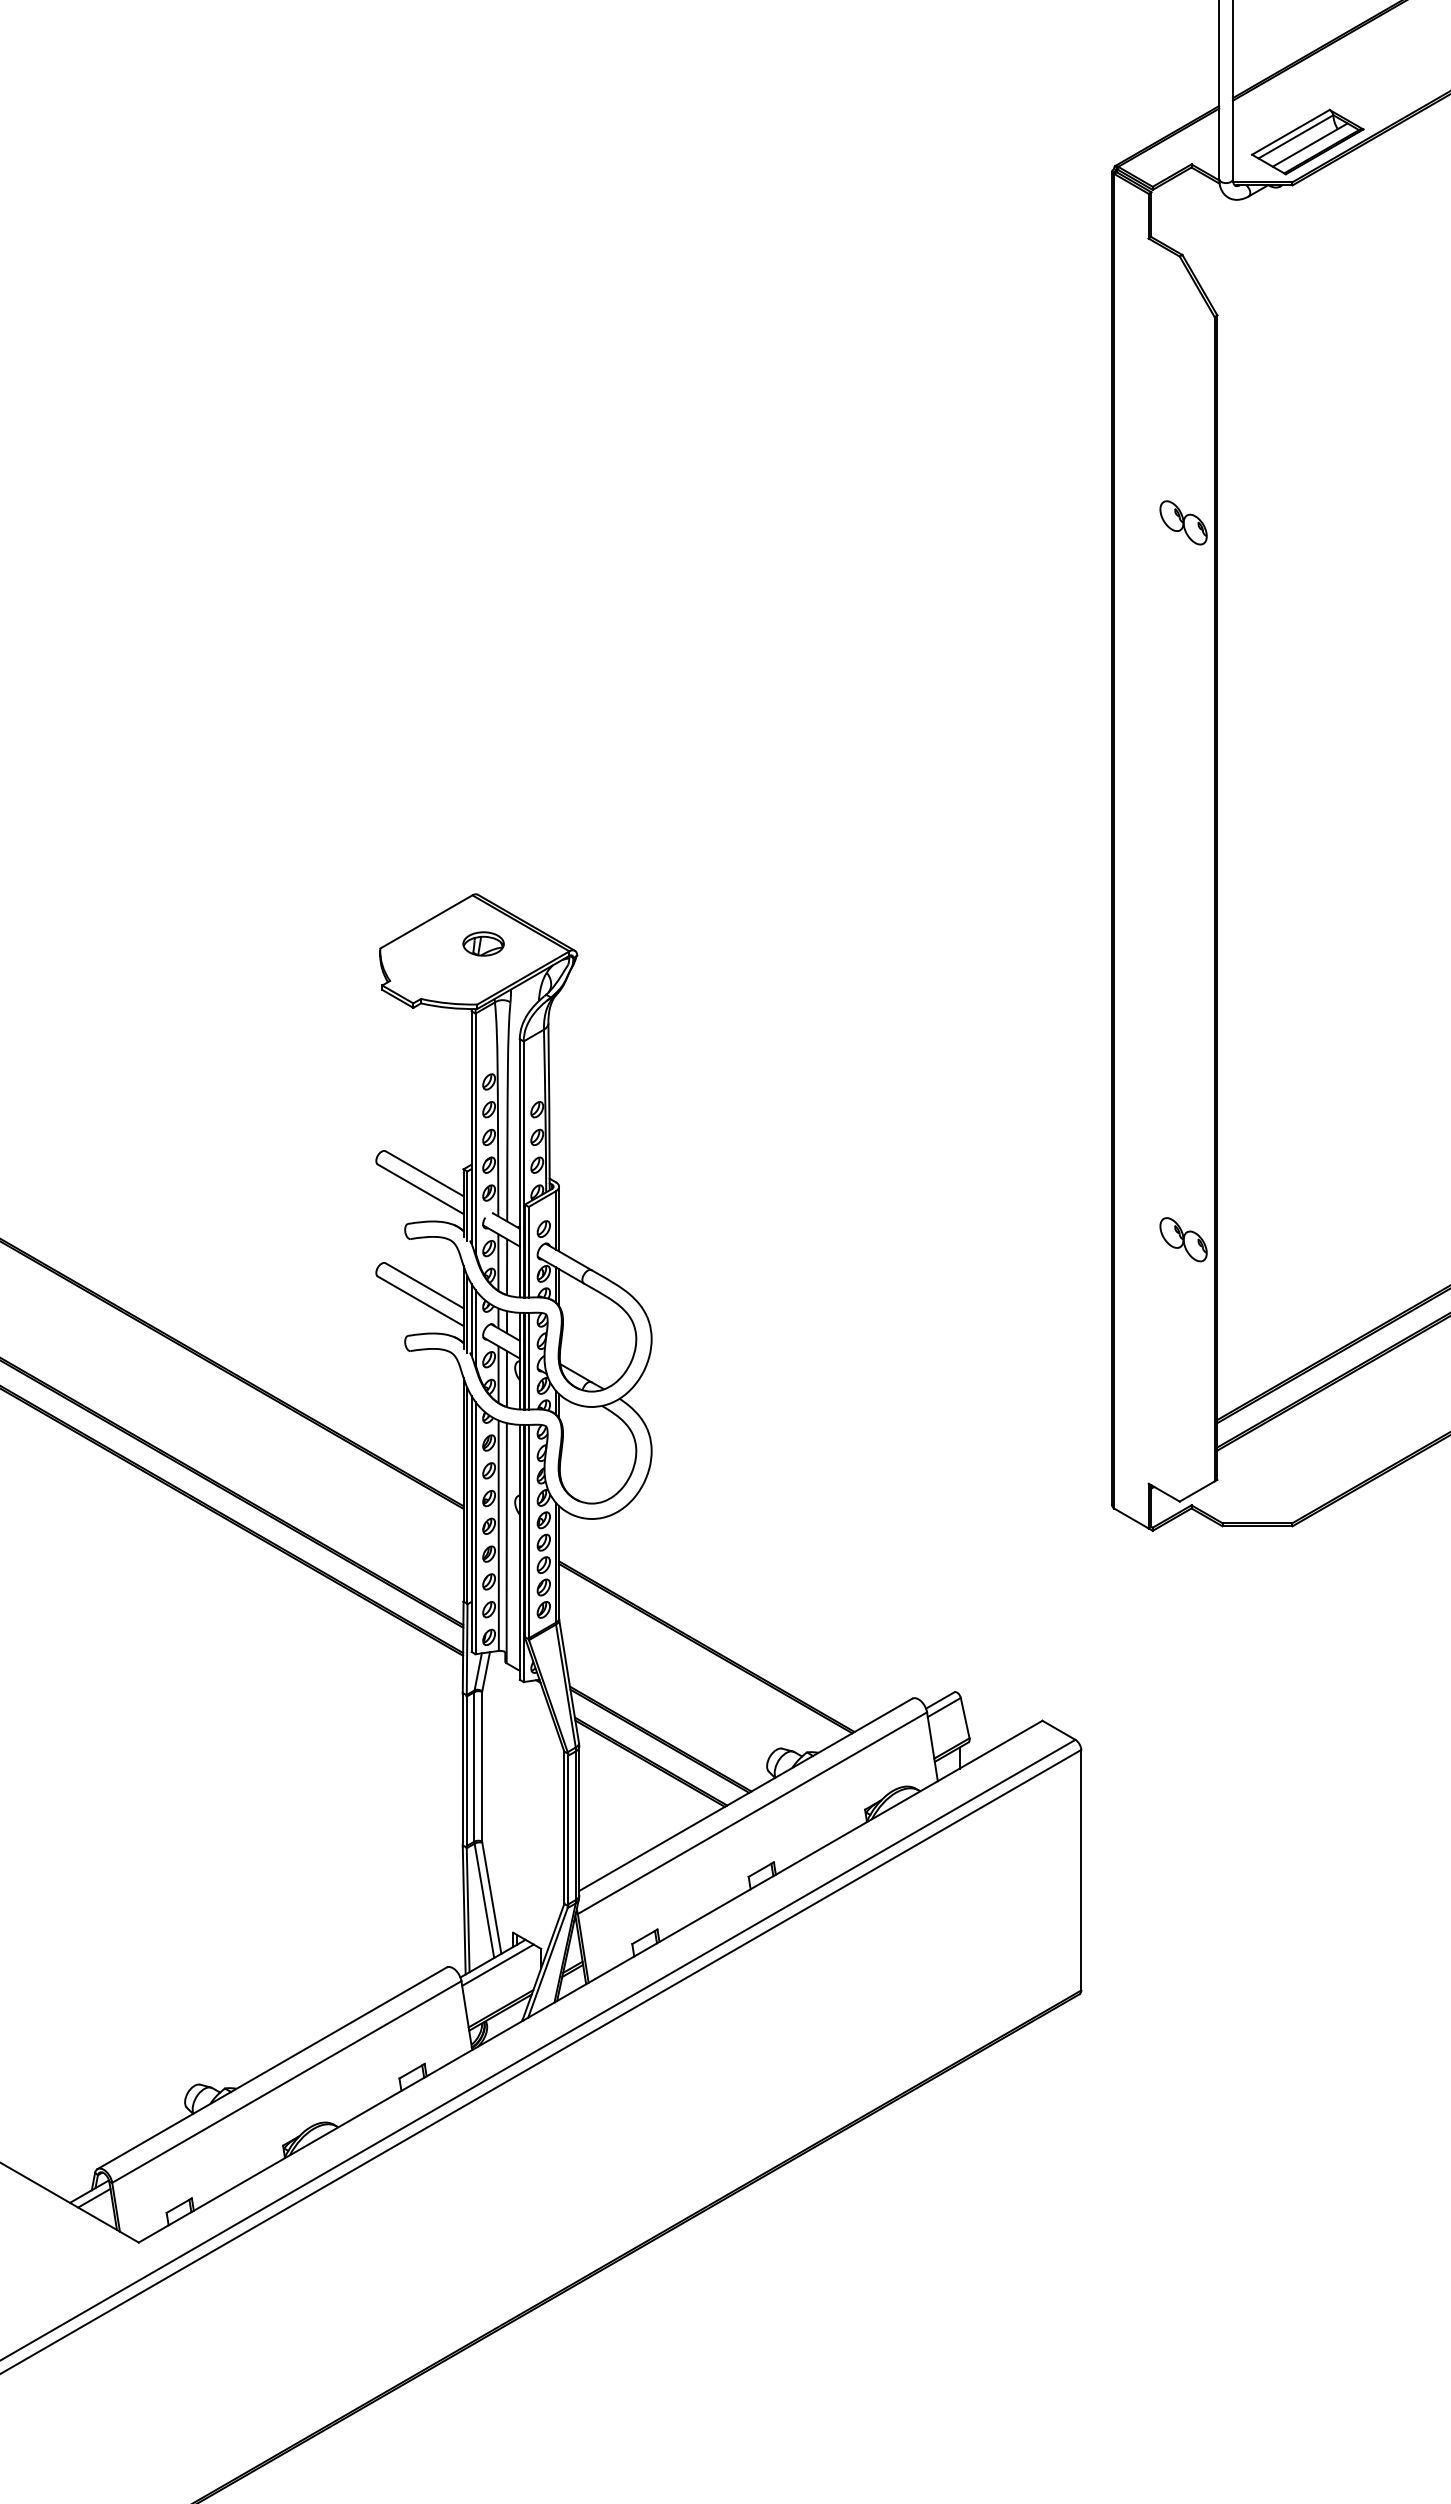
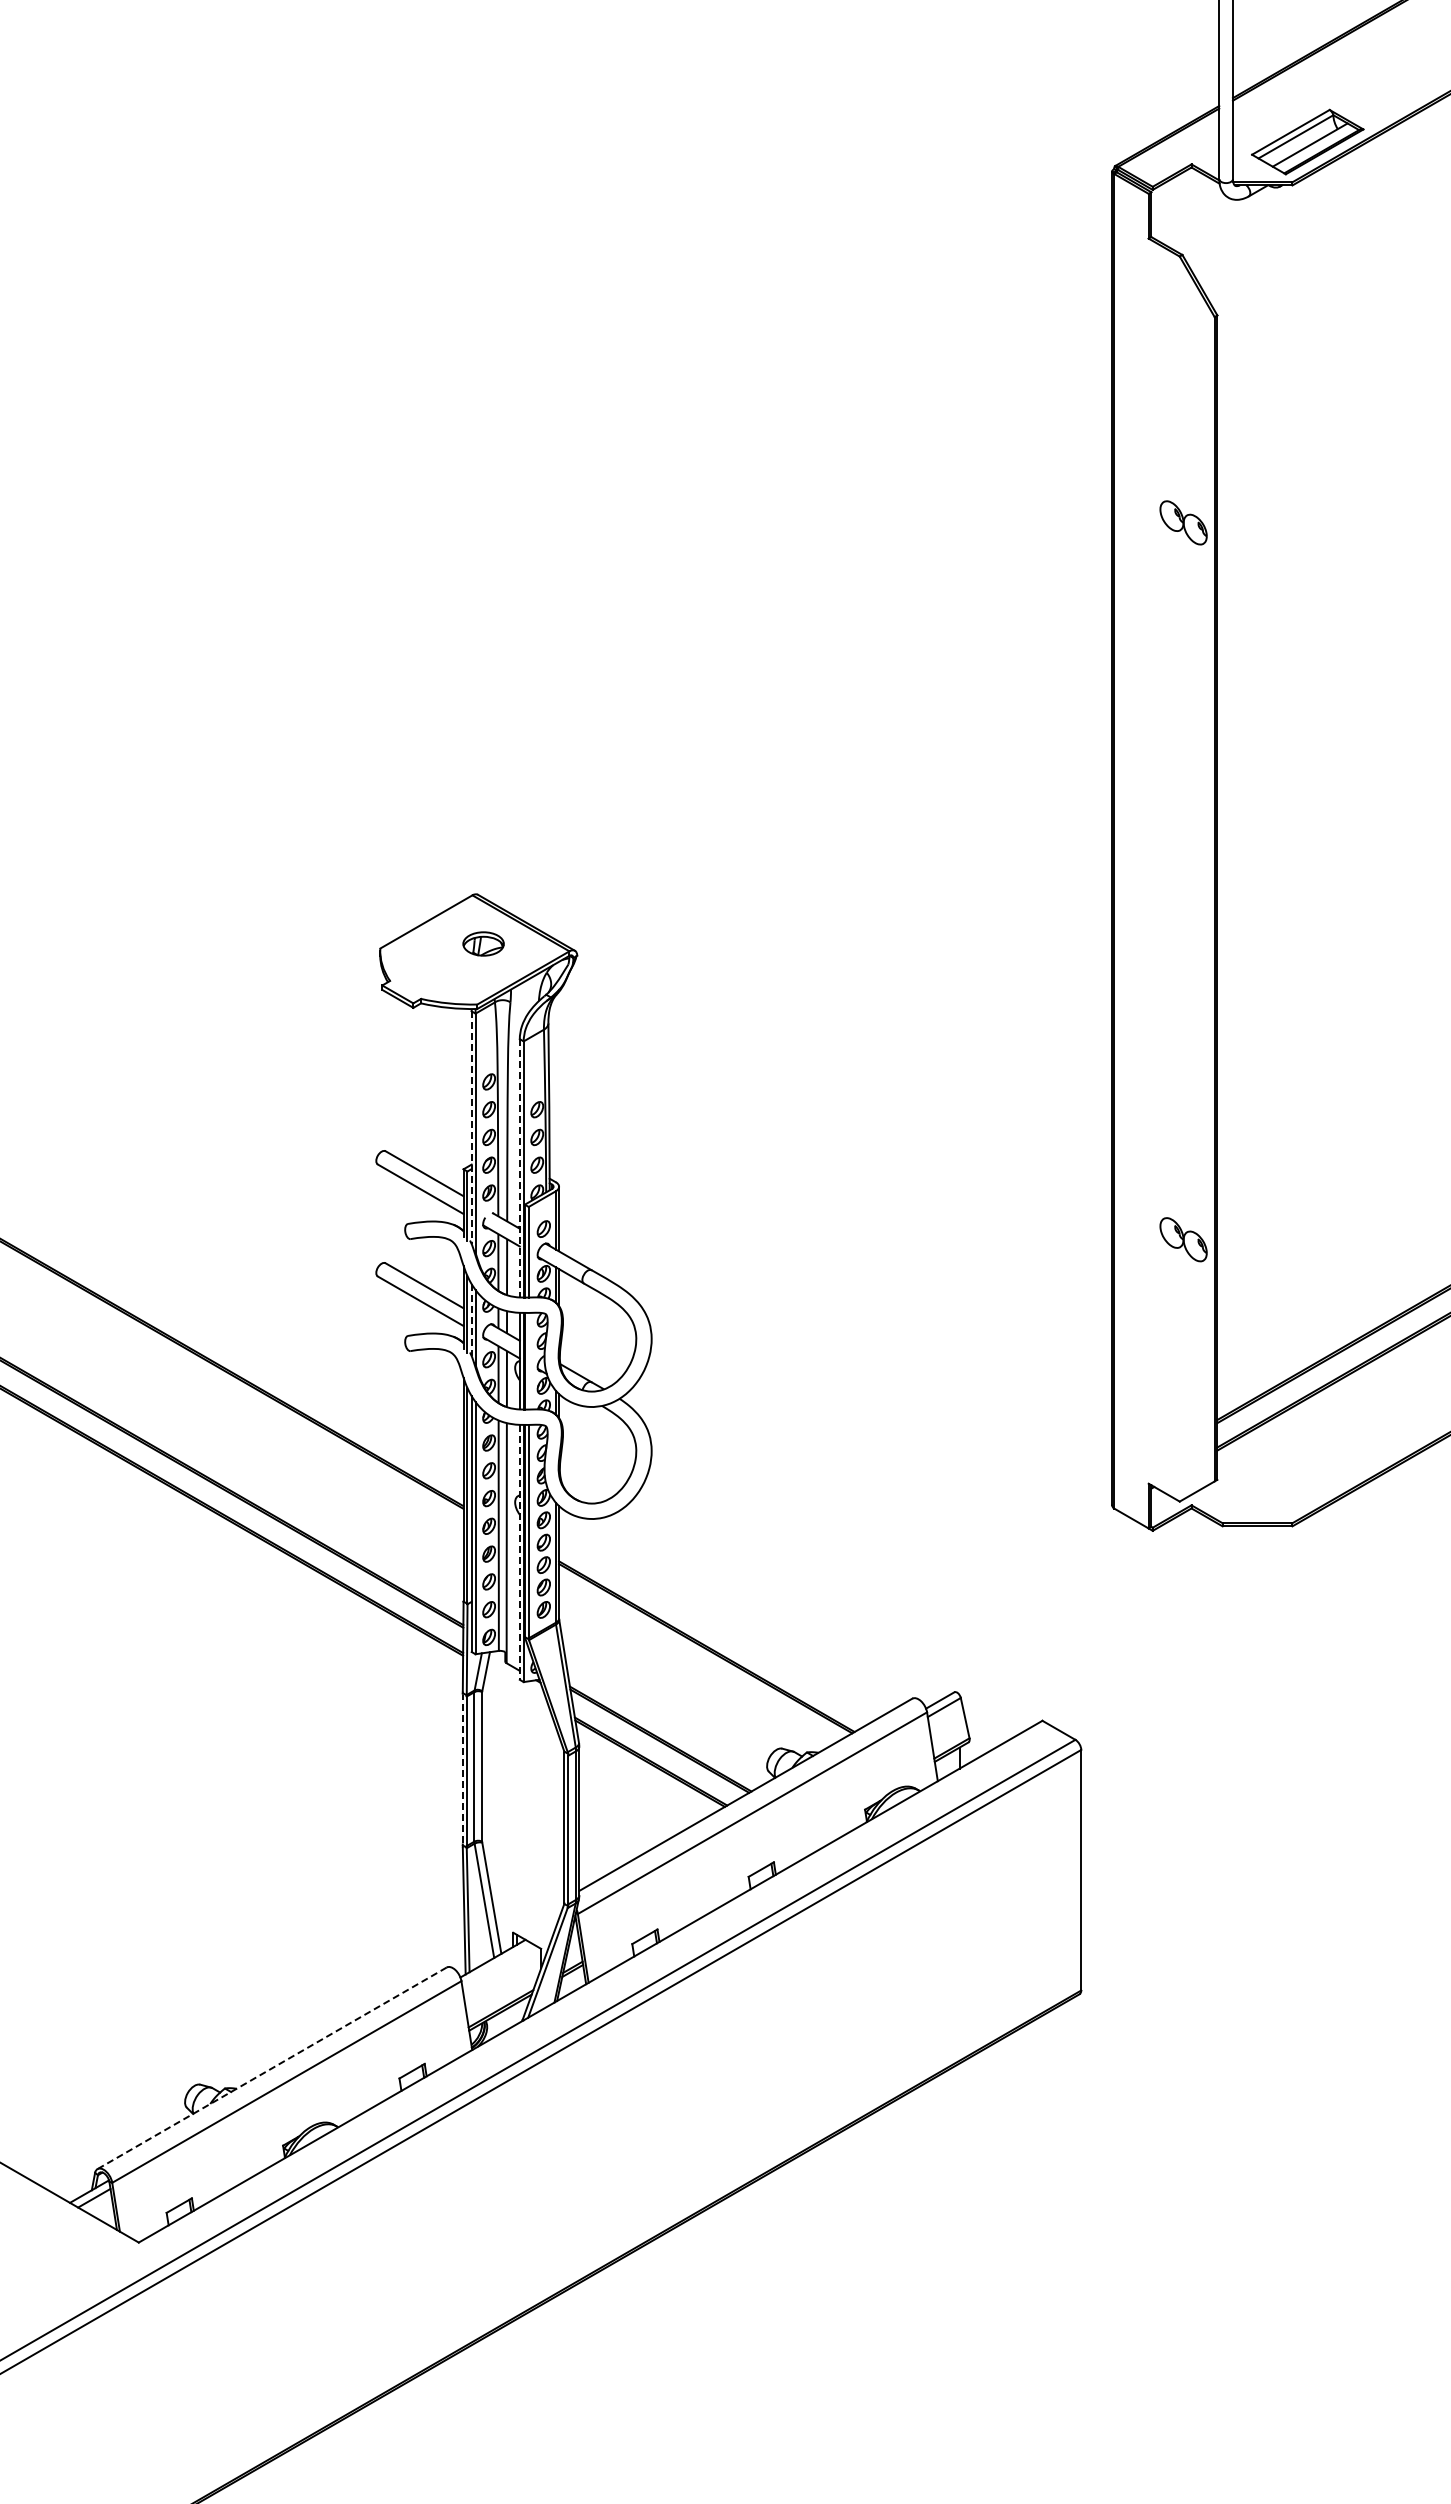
line: solid -> dashed (471, 1128)
line: solid -> dashed (519, 1168)
line: solid -> dashed (471, 1320)
line: present -> none (528, 1360)
line: solid -> dashed (519, 1552)
line: solid -> dashed (462, 1768)
line: present -> none (497, 1964)
line: solid -> dashed (272, 2068)
